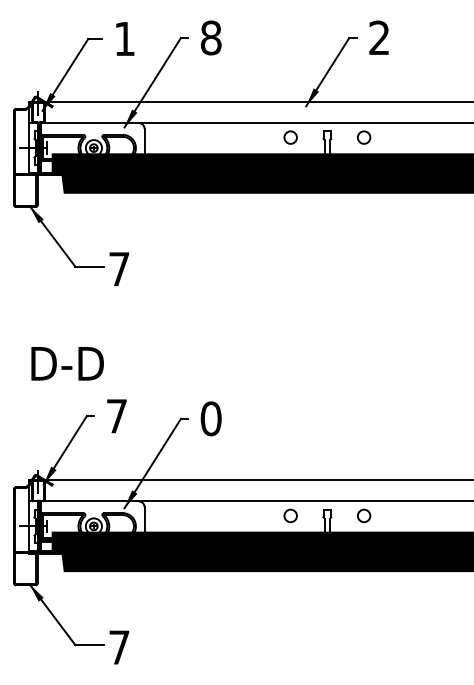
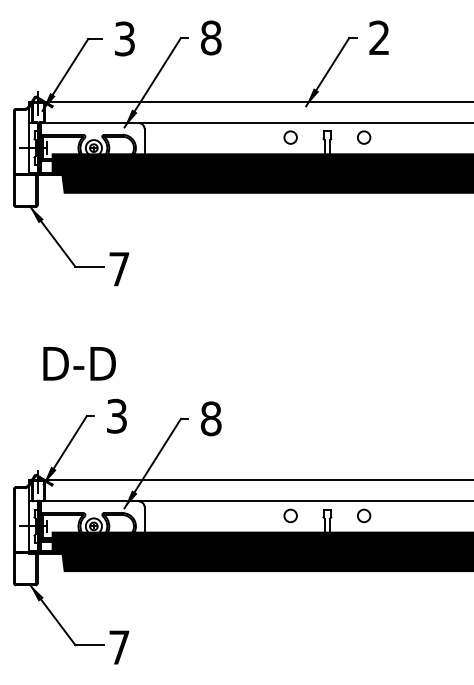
text: 1 -> 3 (124, 38)
text position: (67, 363) -> (79, 363) (79, 363)
text: 7 -> 3 (116, 415)
text: 0 -> 8 (210, 418)
